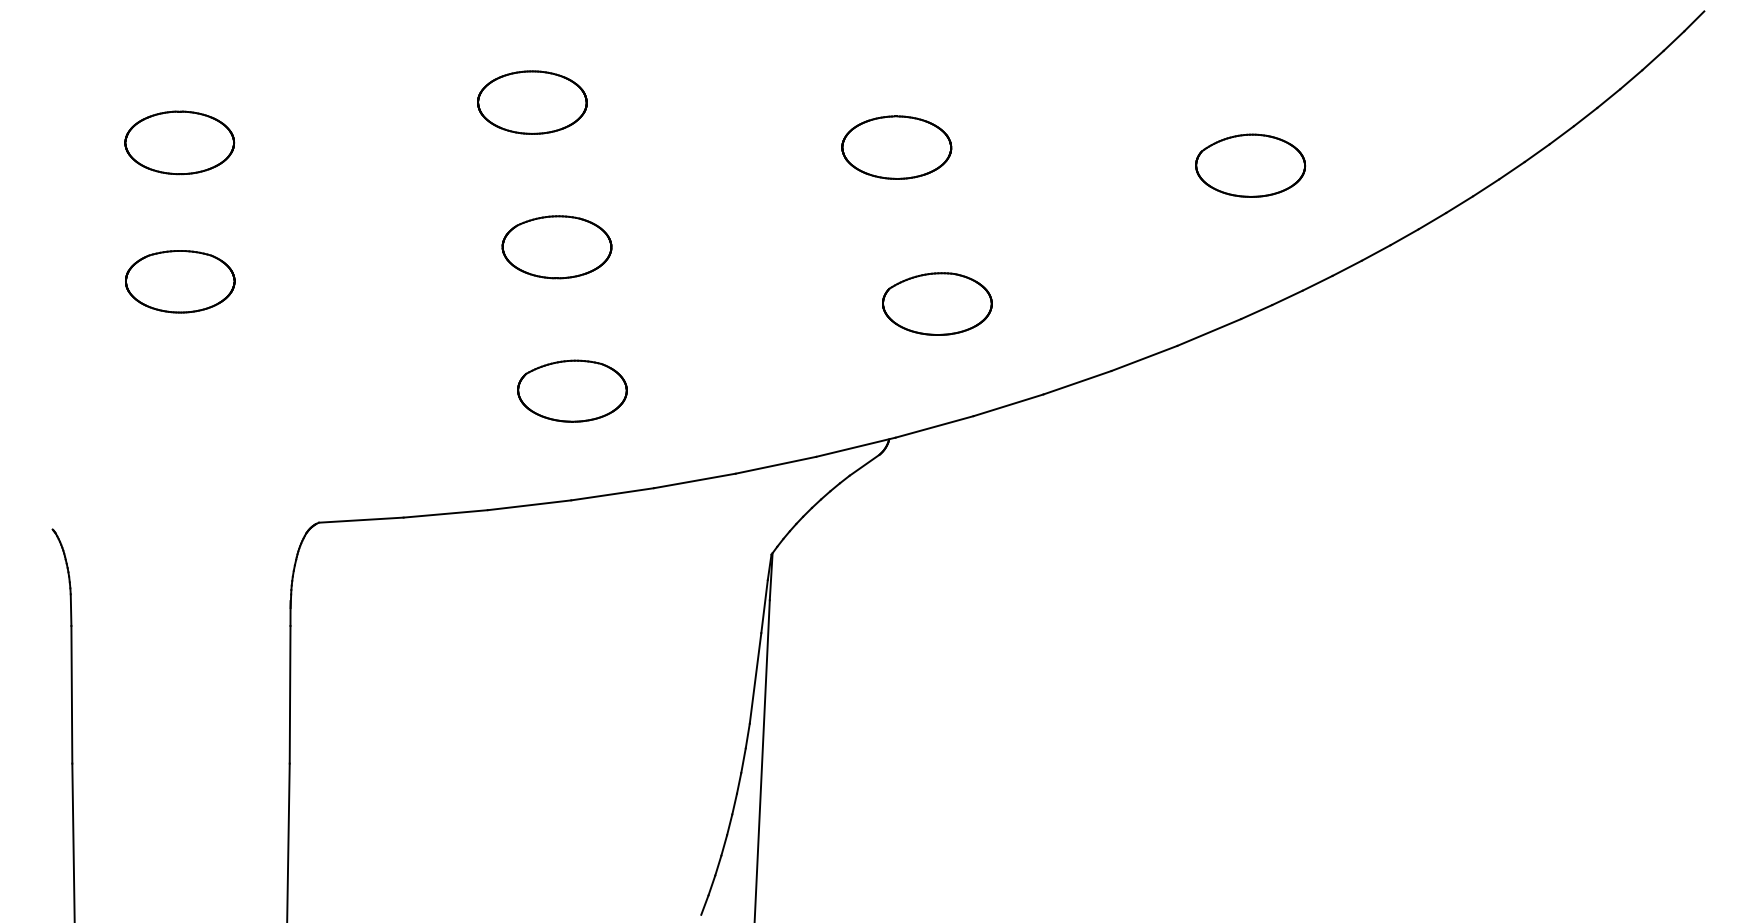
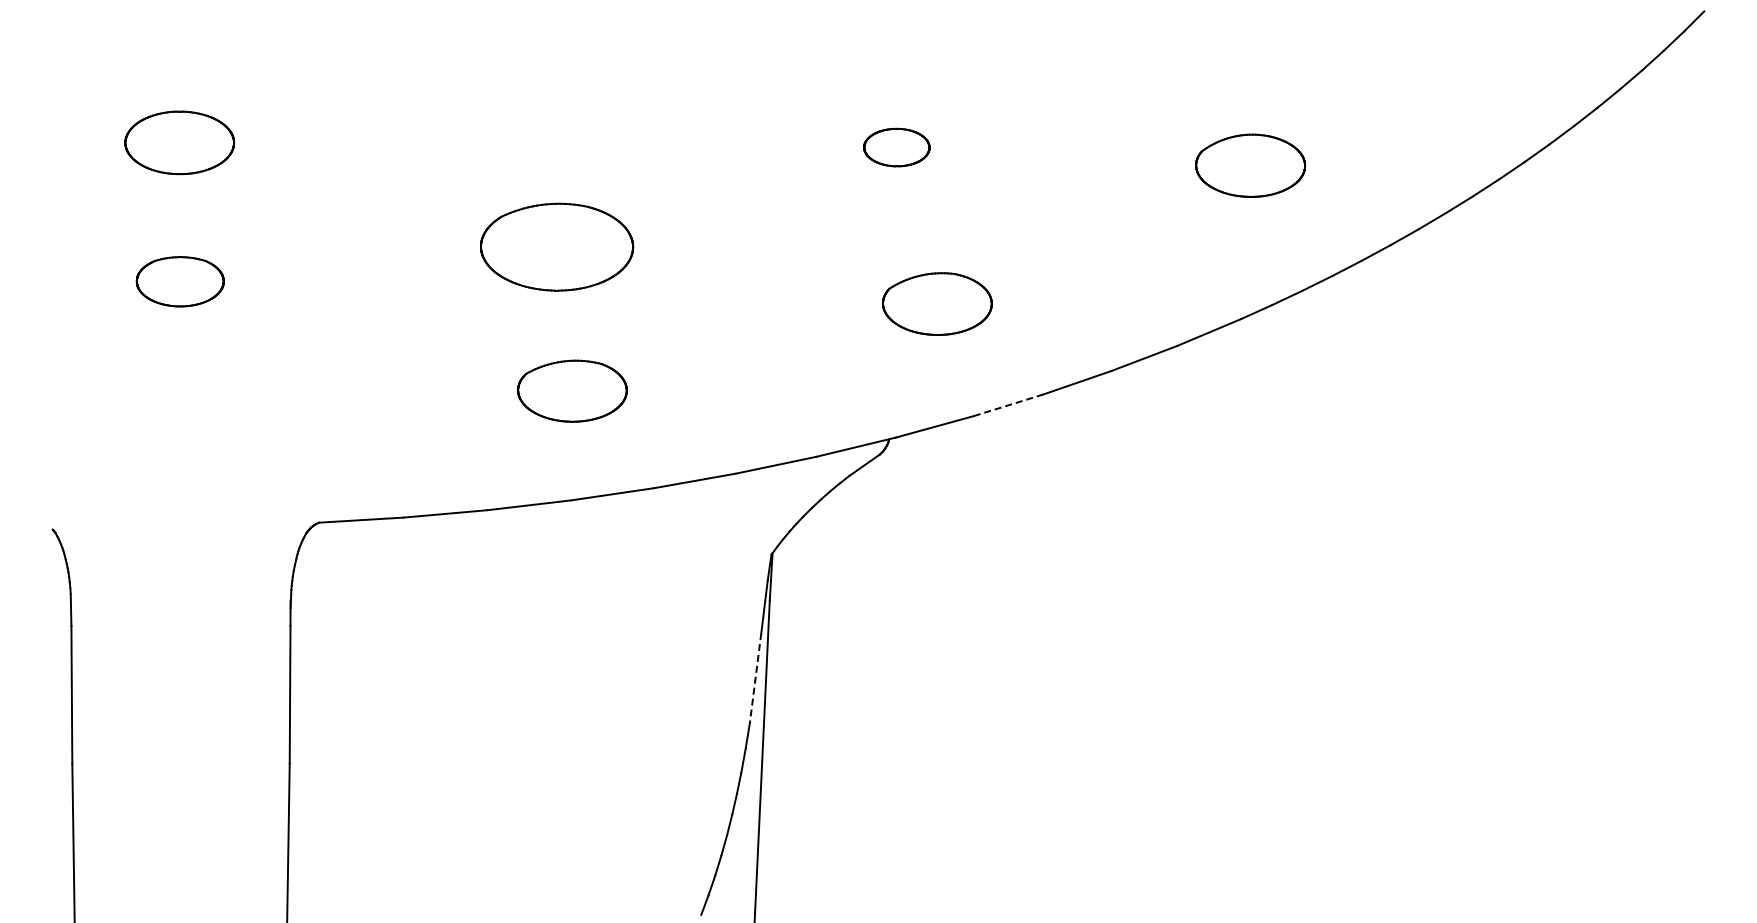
part: present -> none (532, 102)
part size: 112x65 px -> 68x41 px (896, 147)
part size: 112x65 px -> 155x90 px (557, 246)
part size: 111x64 px -> 90x52 px (179, 281)
line: solid -> dashed (1008, 405)
line: solid -> dashed (755, 678)
